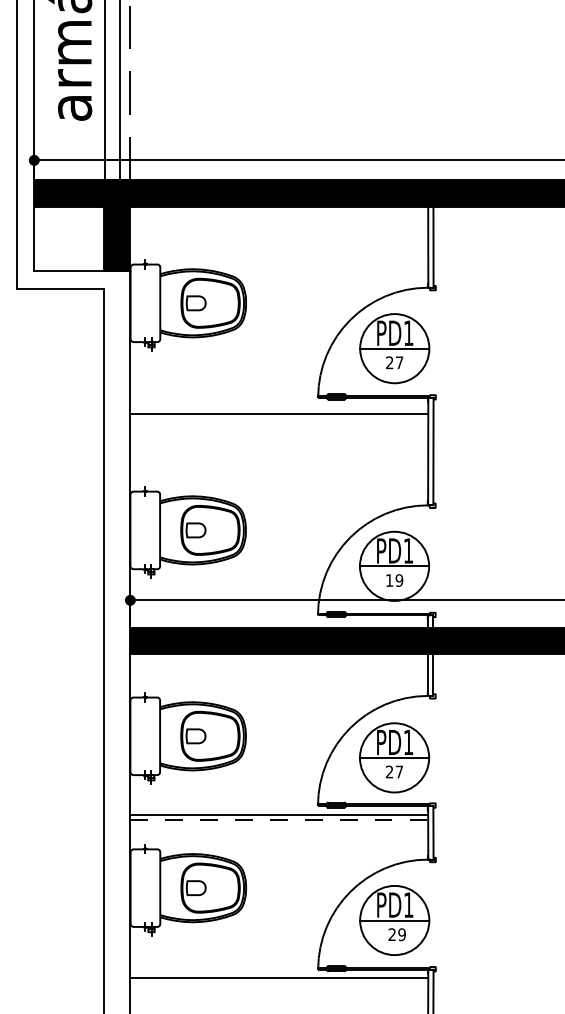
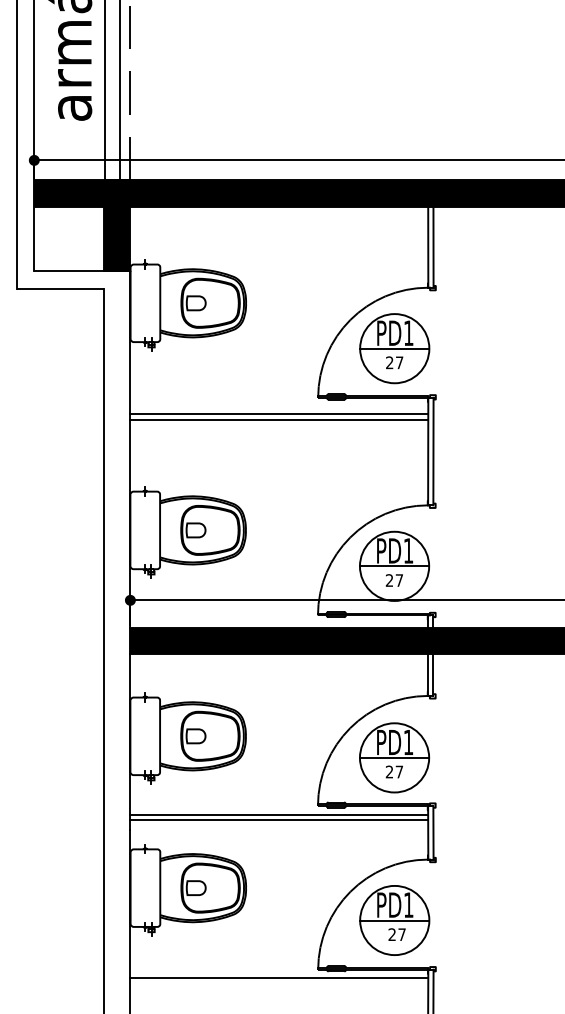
line: none -> present (279, 419)
text: 19 -> 27 (394, 580)
line: dashed -> solid (279, 819)
text: 29 -> 27 (401, 934)
